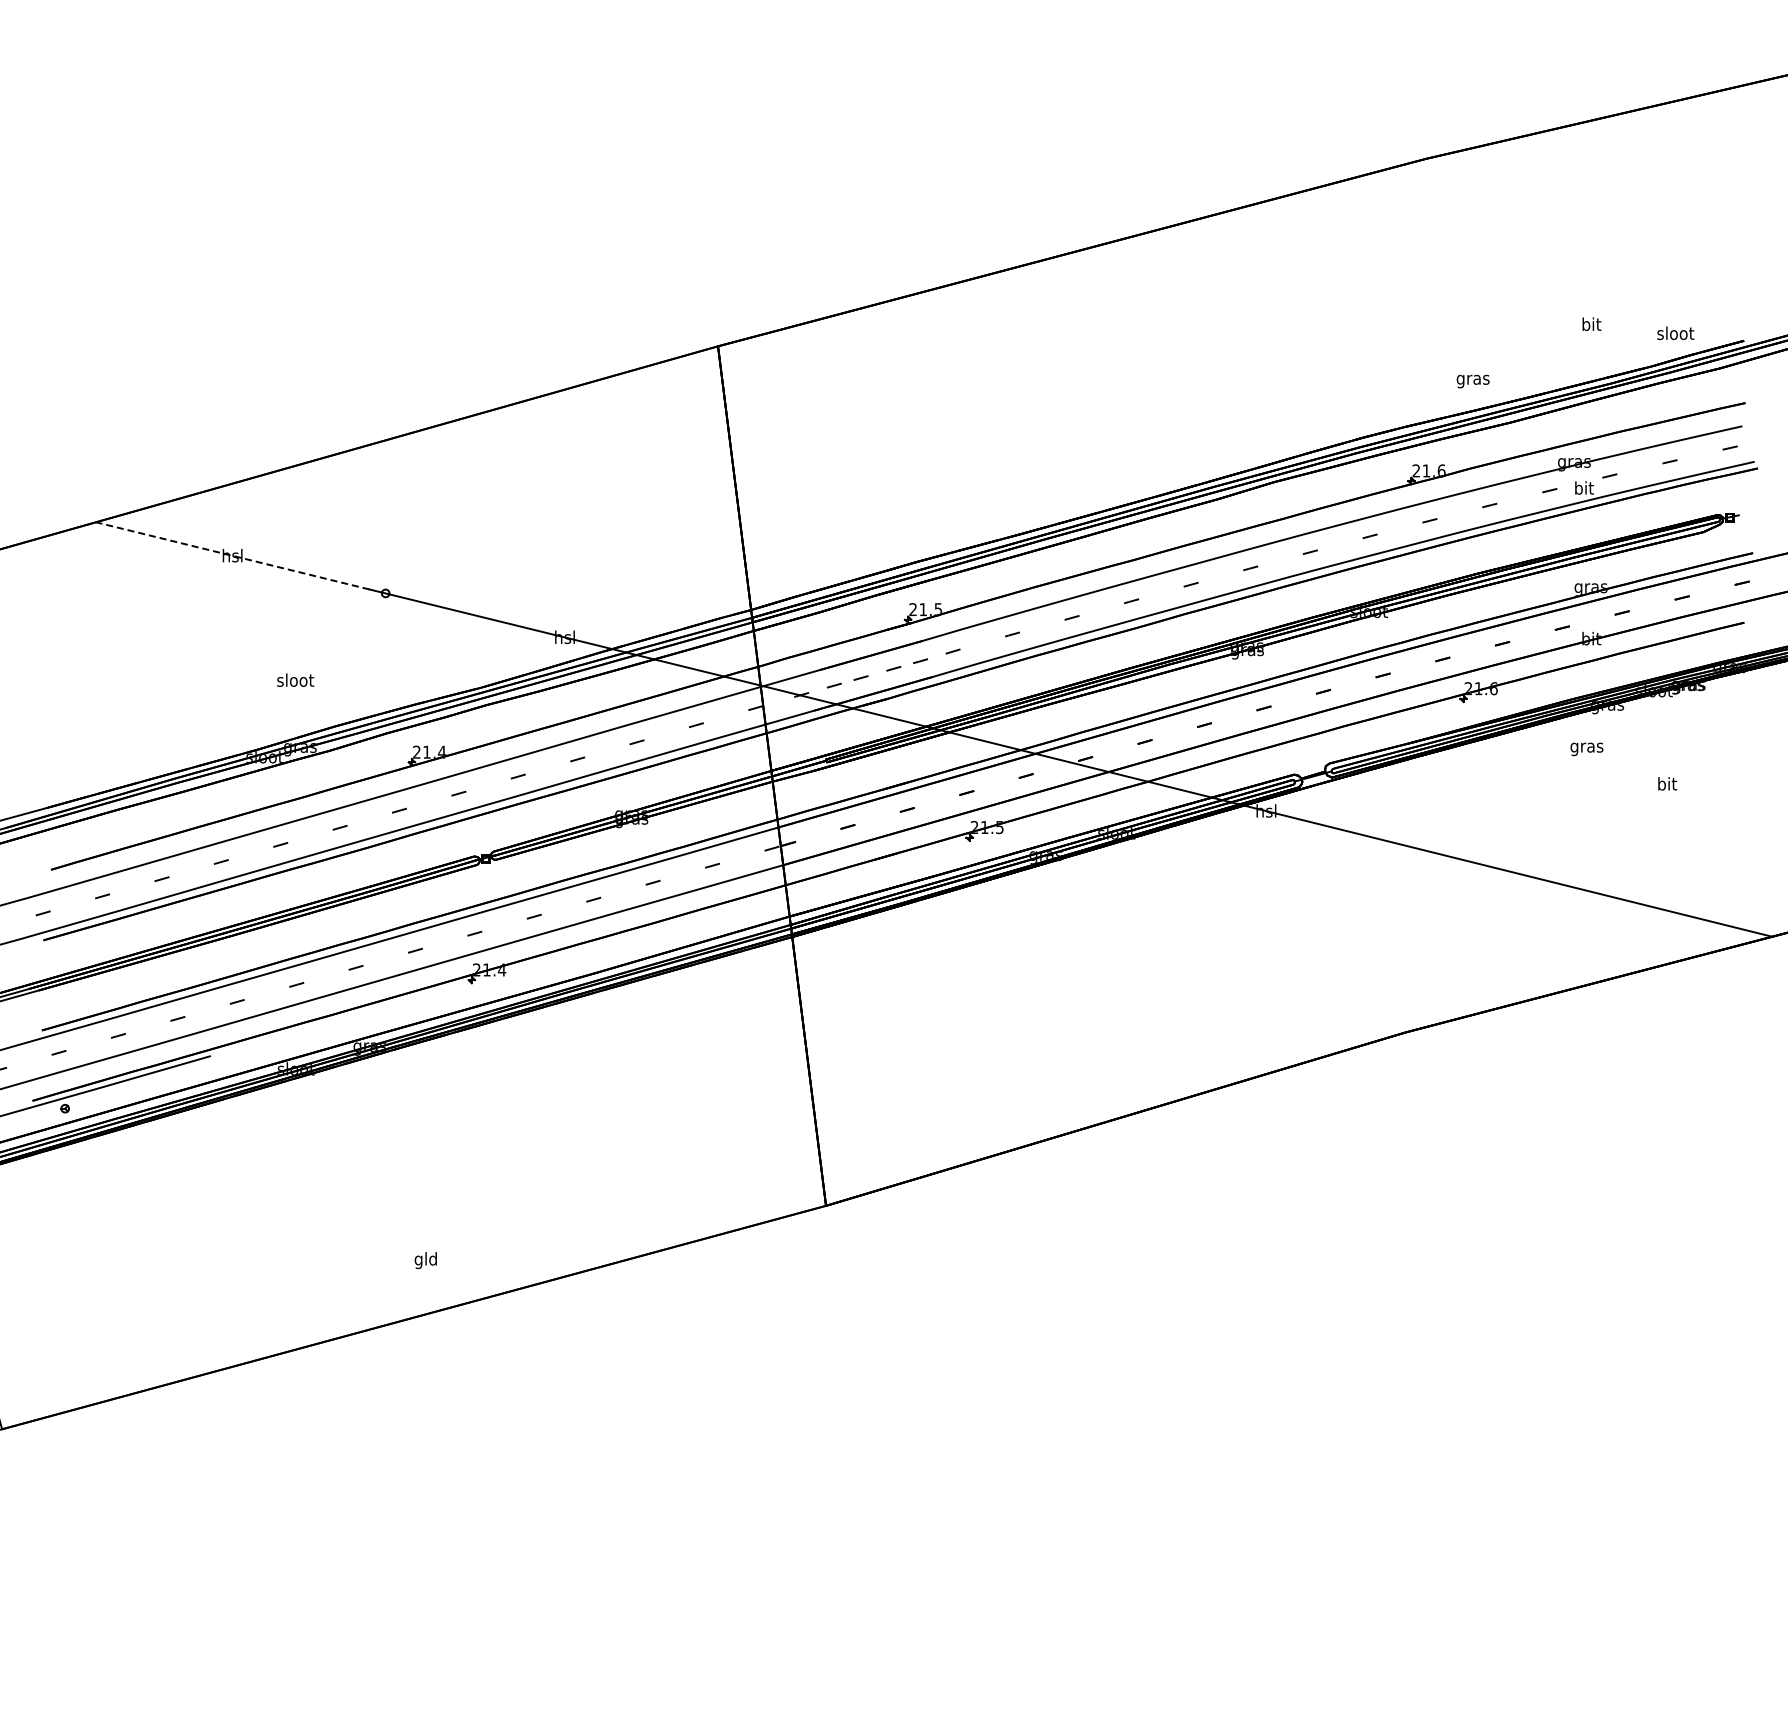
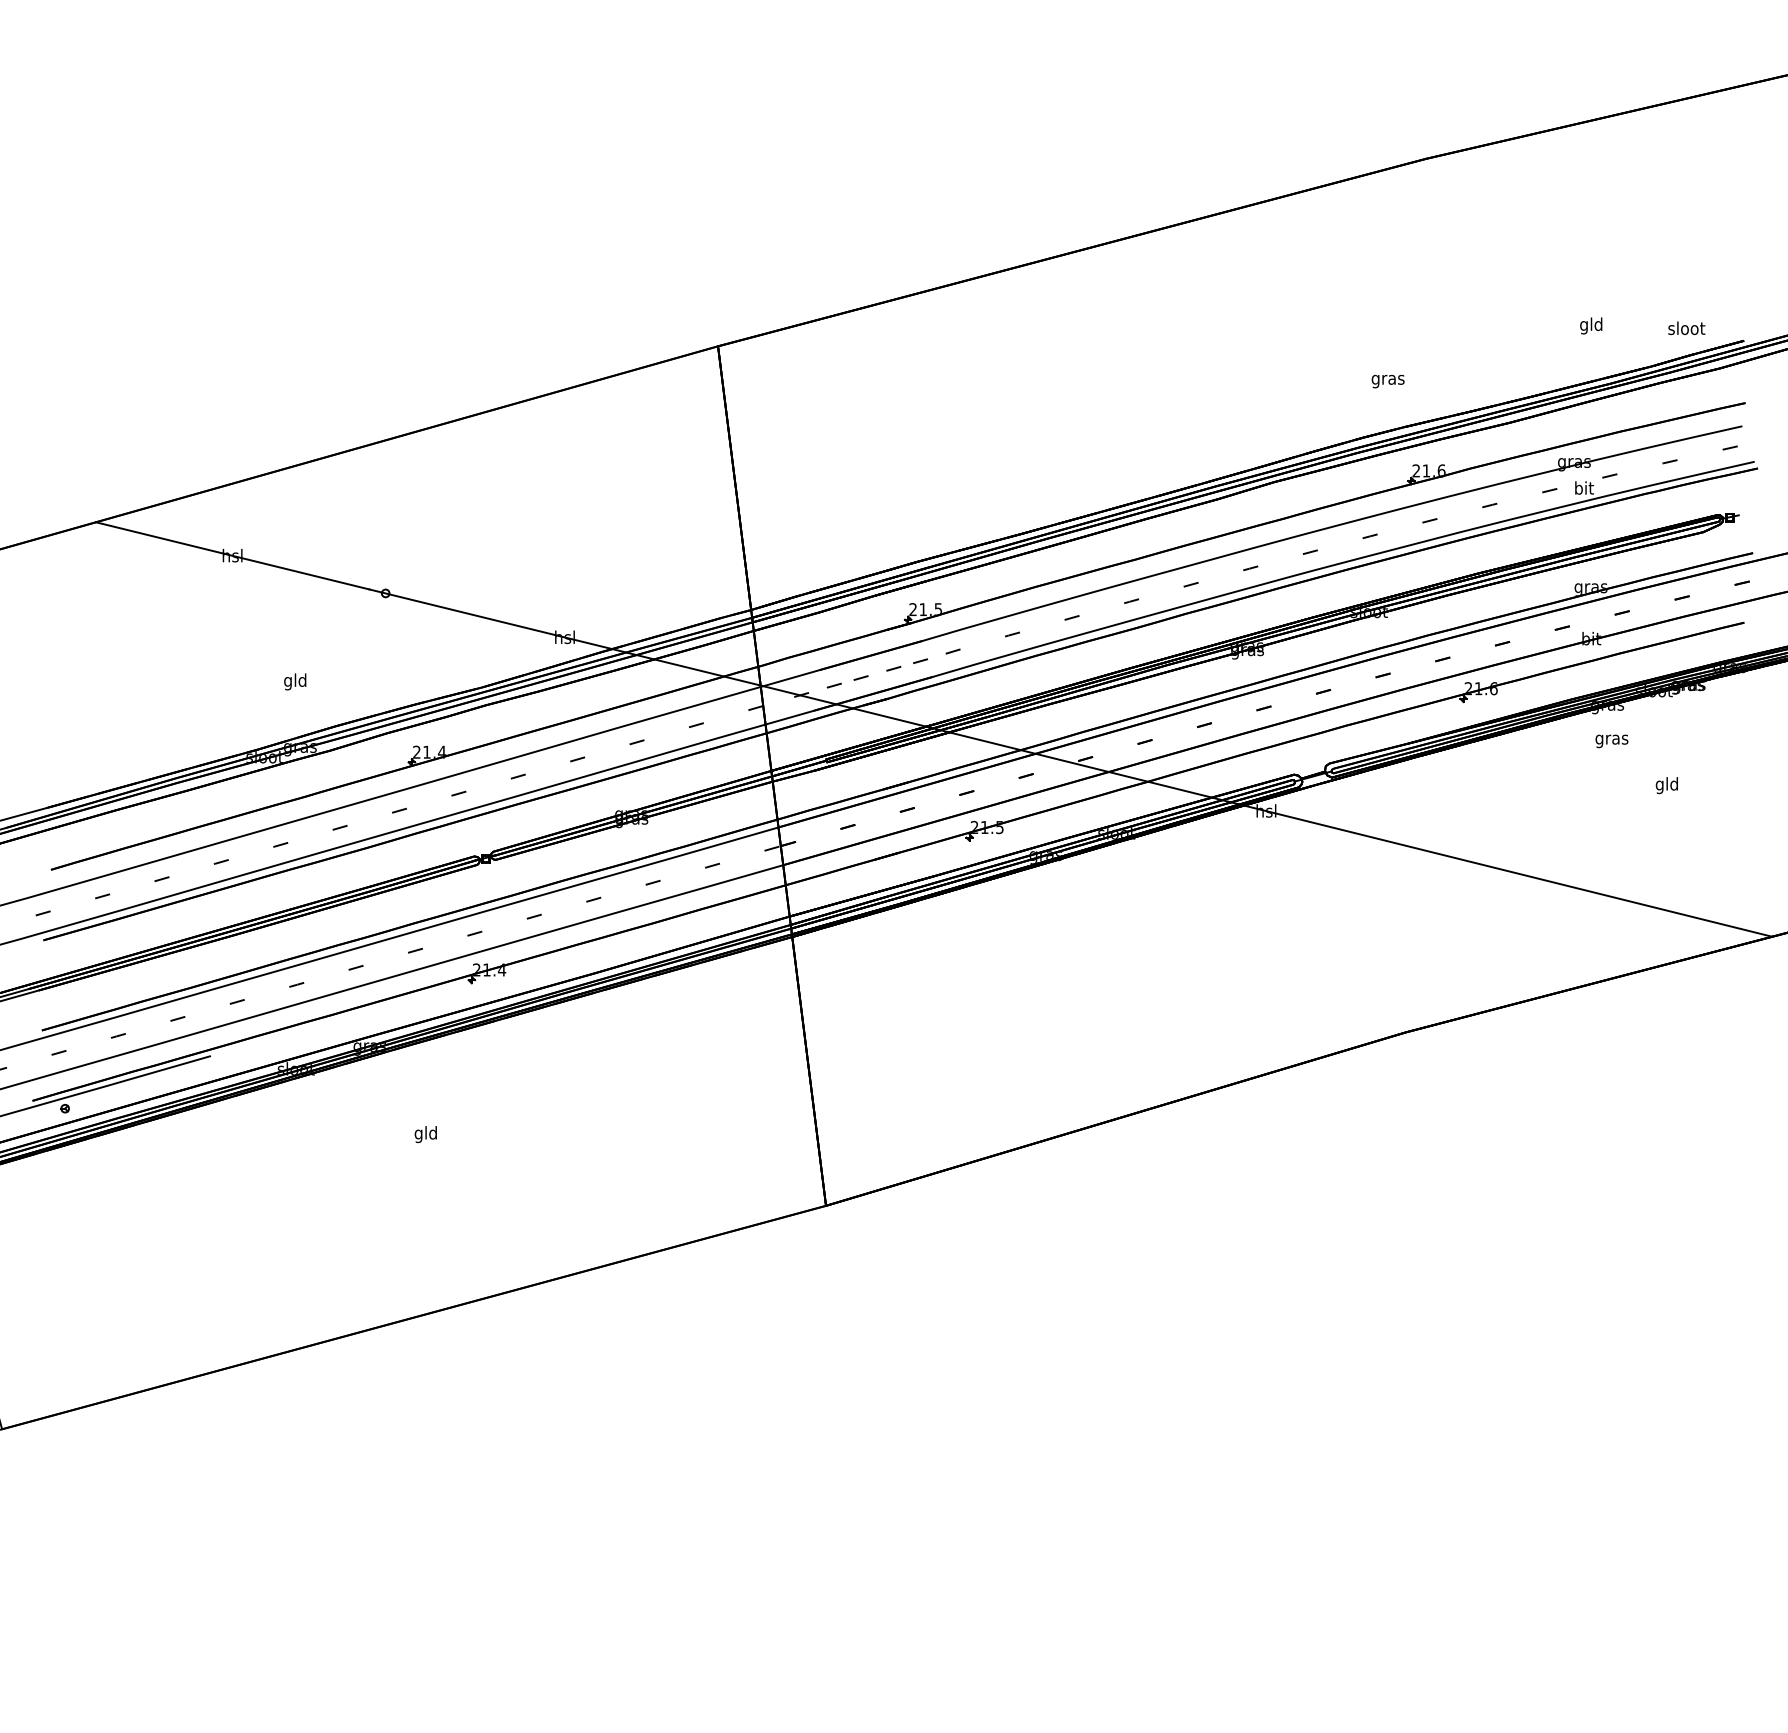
text: bit -> gld (1591, 325)
text position: (1675, 333) -> (1686, 328) (1686, 328)
text position: (1472, 381) -> (1387, 381) (1387, 381)
line: dashed -> solid (232, 555)
text: sloot -> gld (295, 681)
text position: (1586, 749) -> (1611, 741) (1611, 741)
text: bit -> gld (1666, 785)
text position: (425, 1260) -> (425, 1134) (425, 1134)
